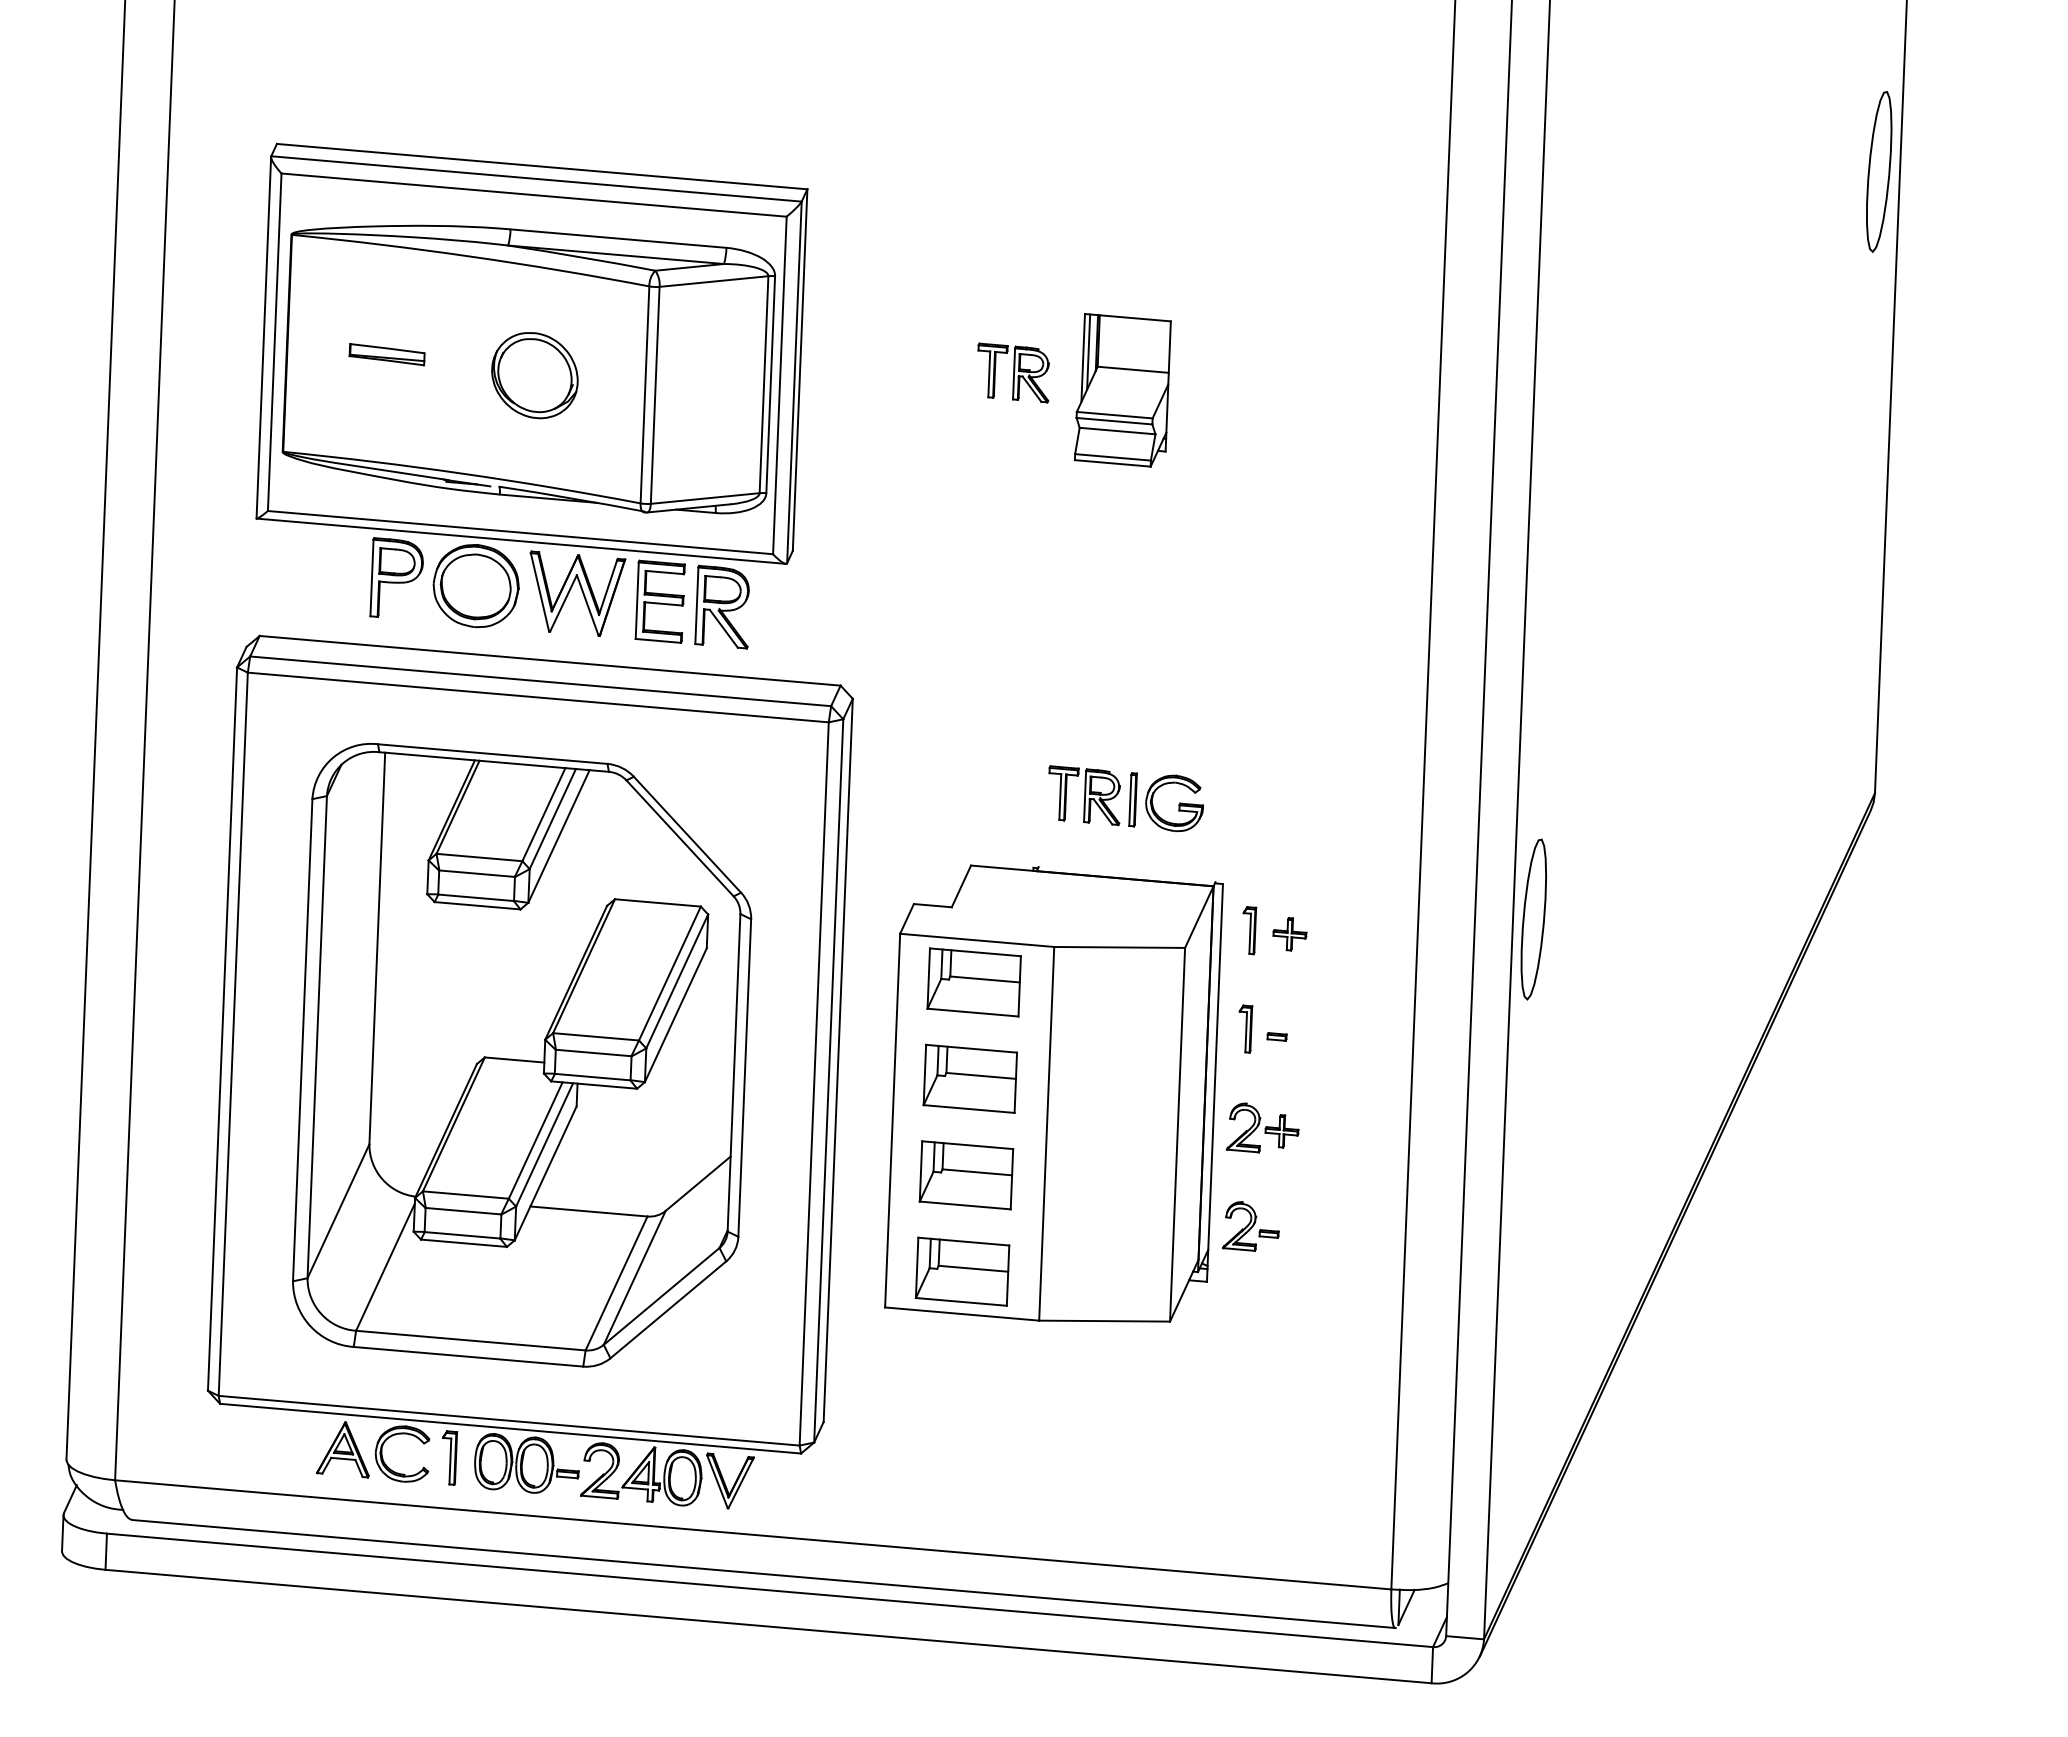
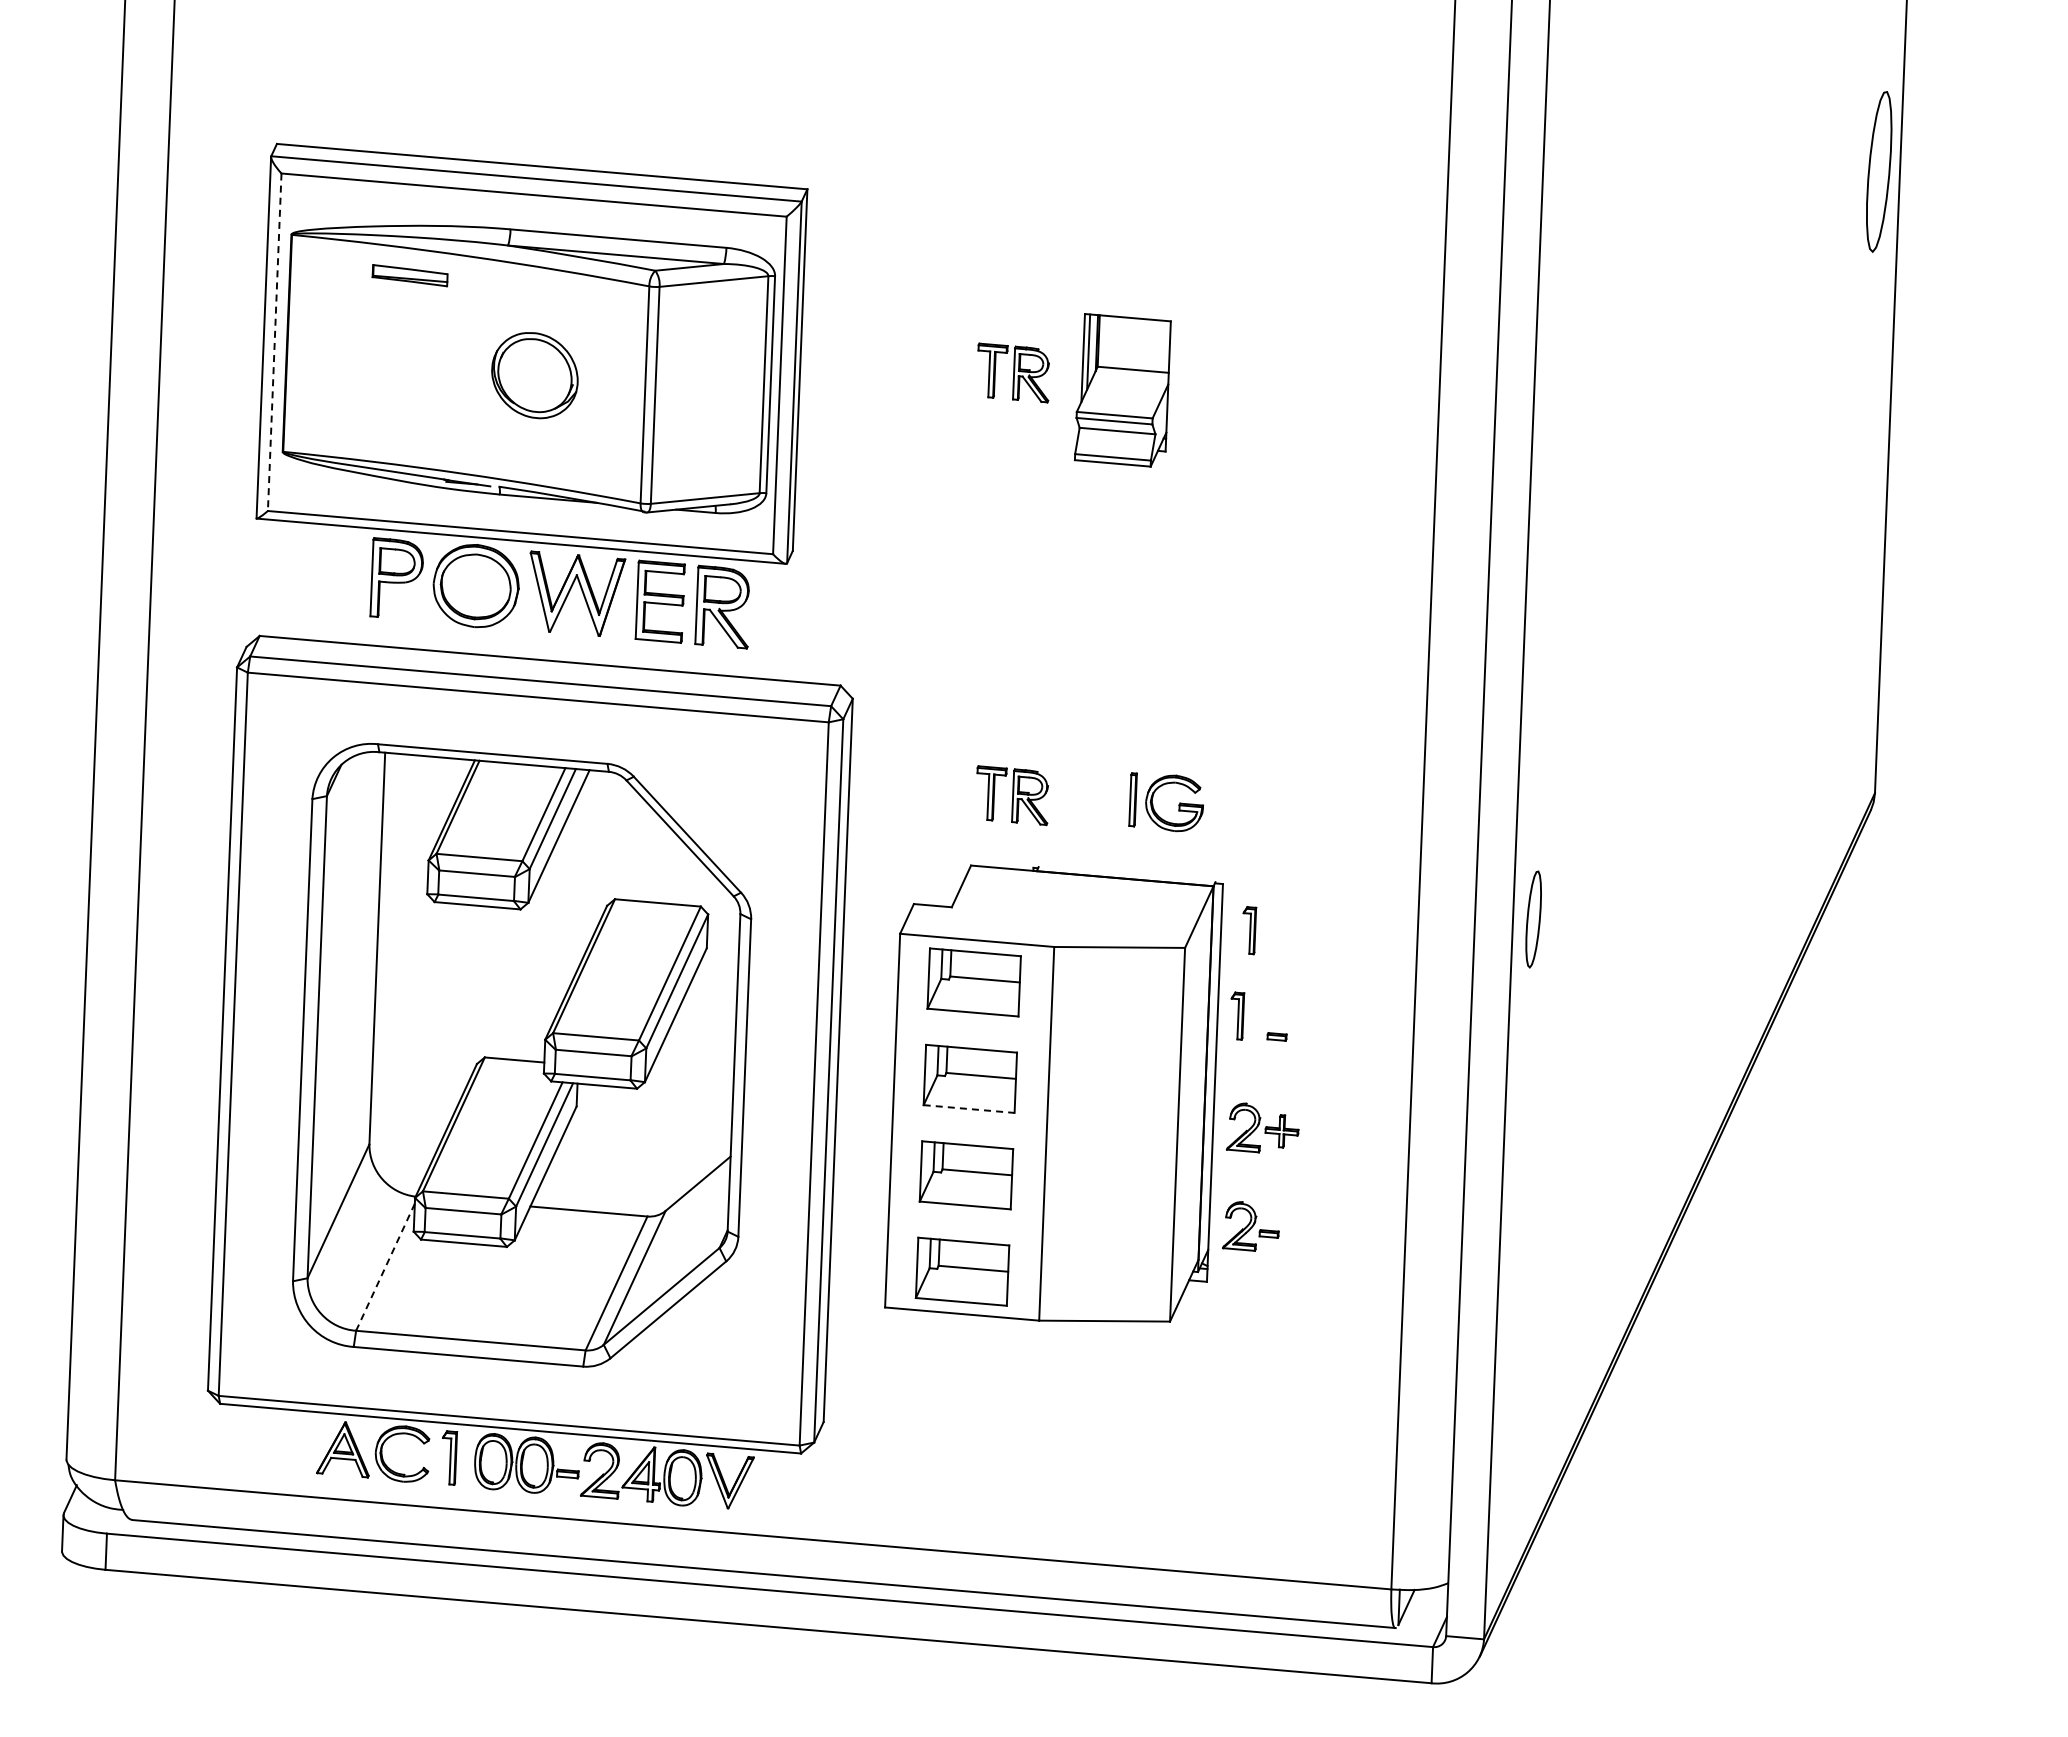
line: solid -> dashed (274, 342)
part position: (386, 354) -> (409, 275) (409, 275)
part position: (1084, 795) -> (1012, 795) (1012, 795)
part size: 27x163 px -> 17x99 px (1533, 919)
part: present -> none (1289, 934)
part position: (1245, 1028) -> (1237, 1015) (1237, 1015)
line: solid -> dashed (969, 1109)
line: solid -> dashed (385, 1267)
